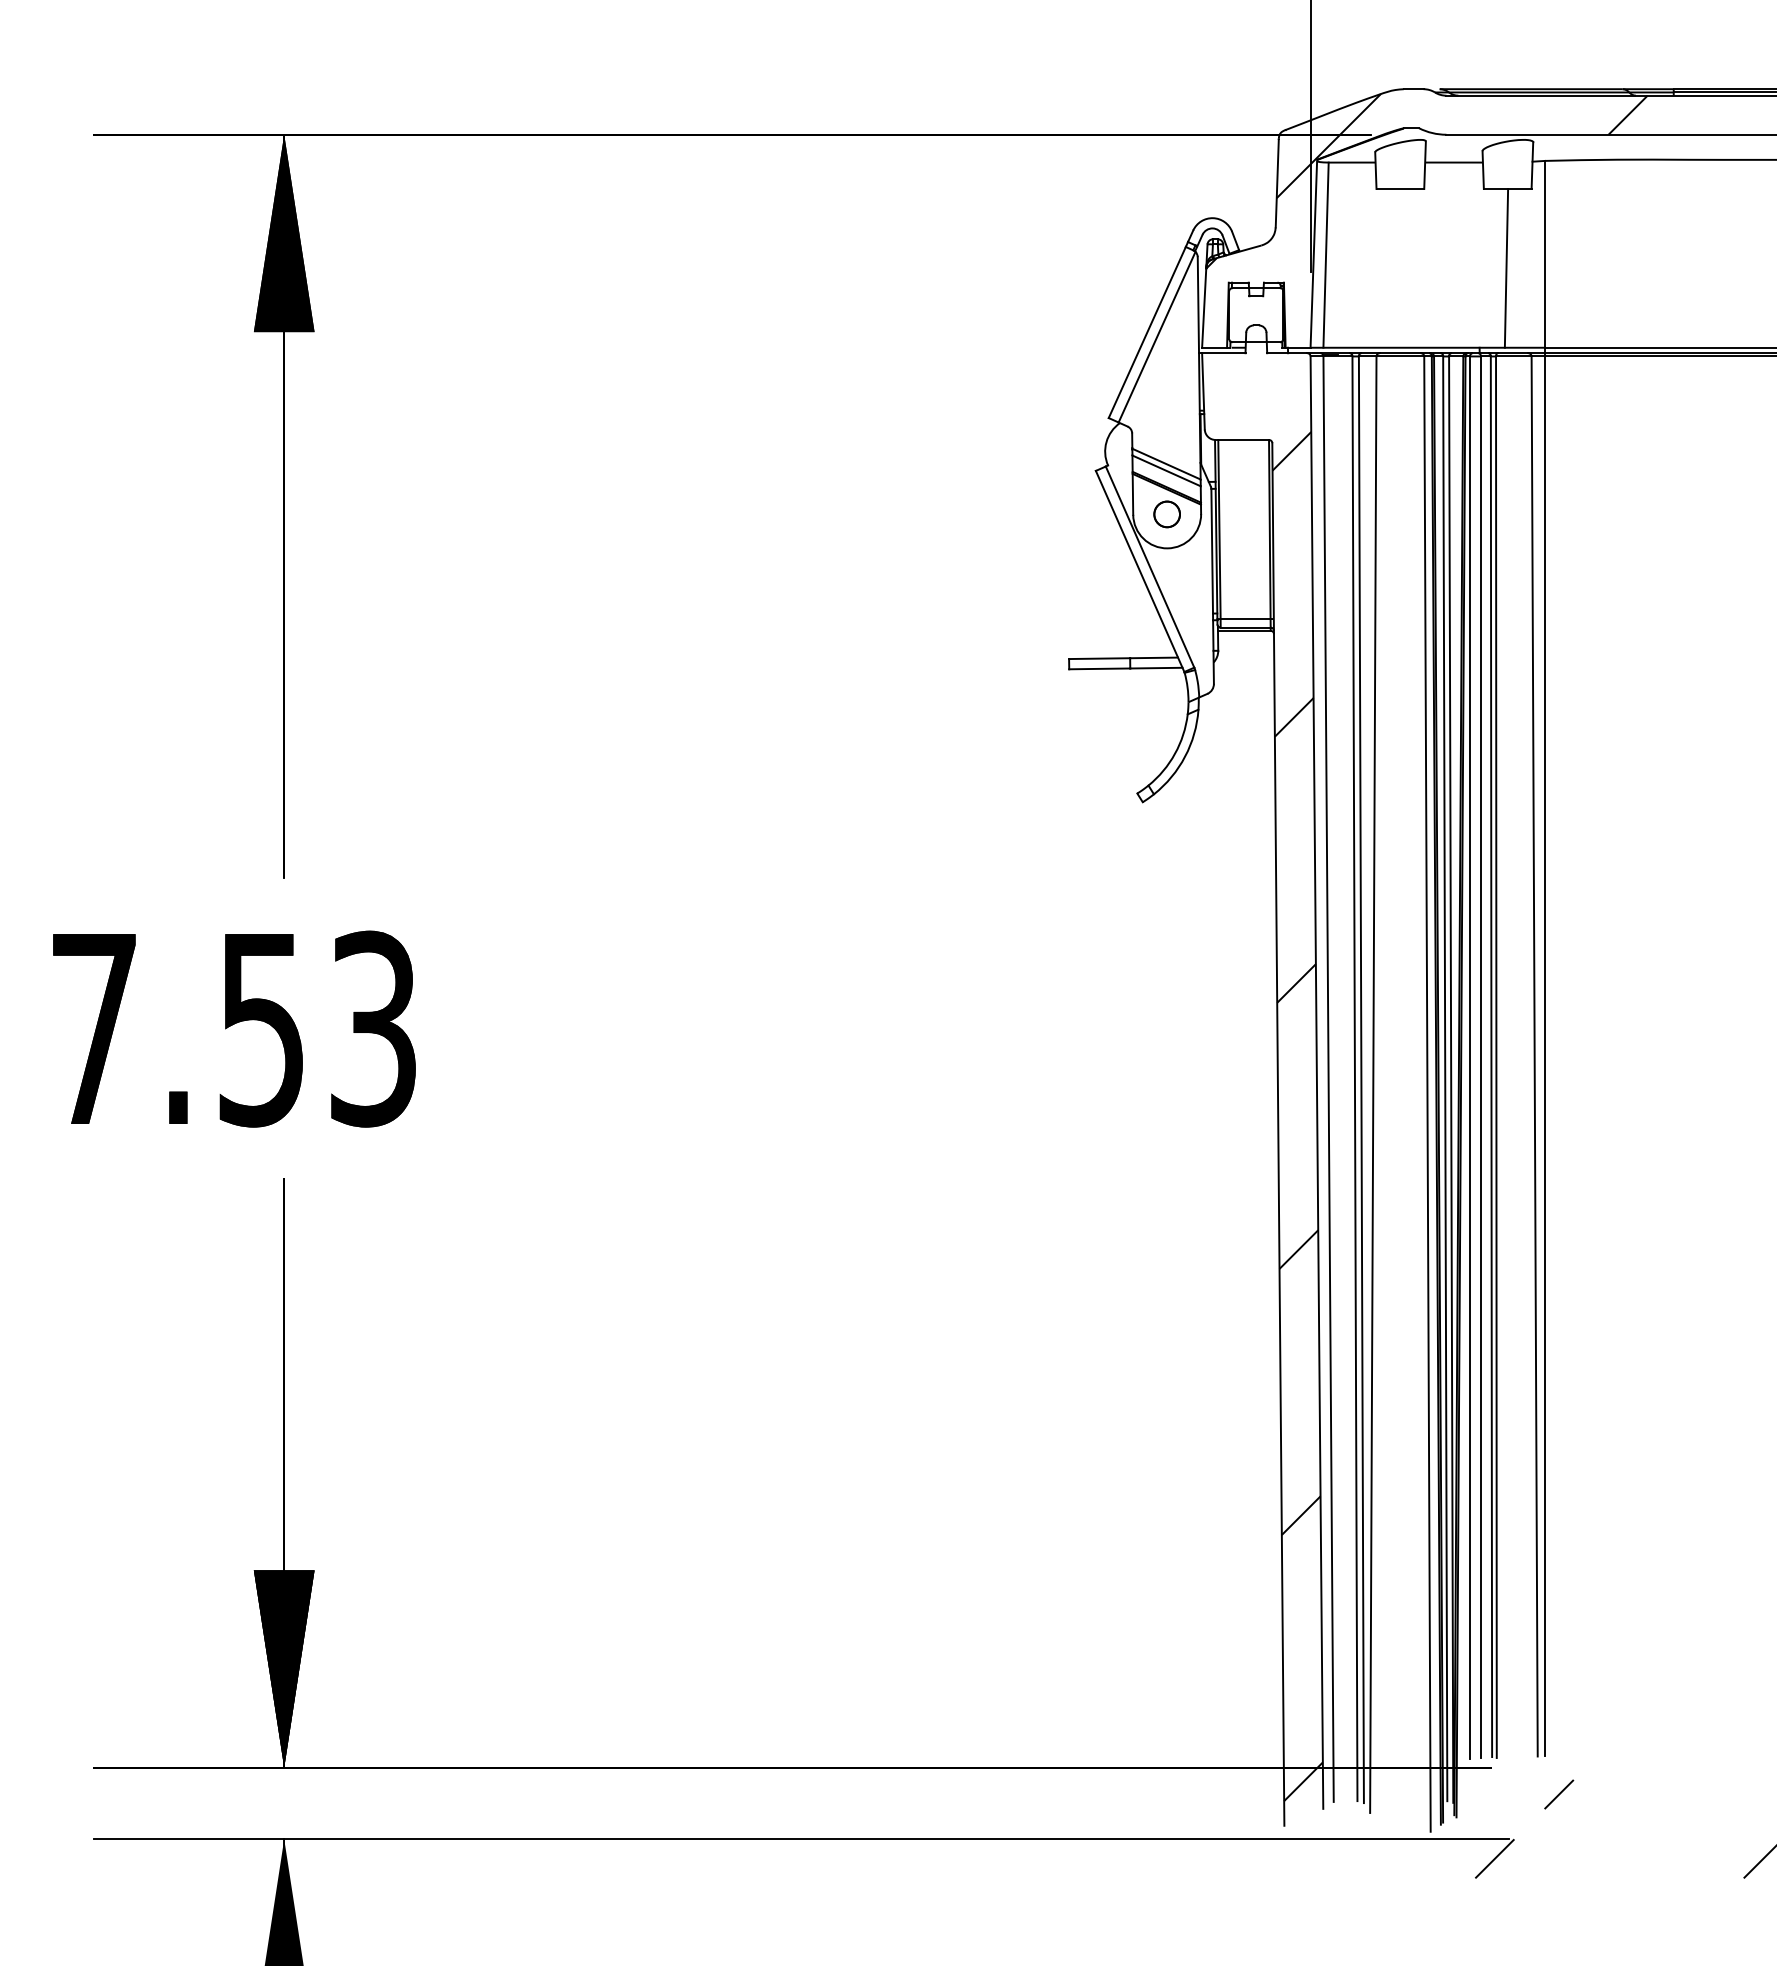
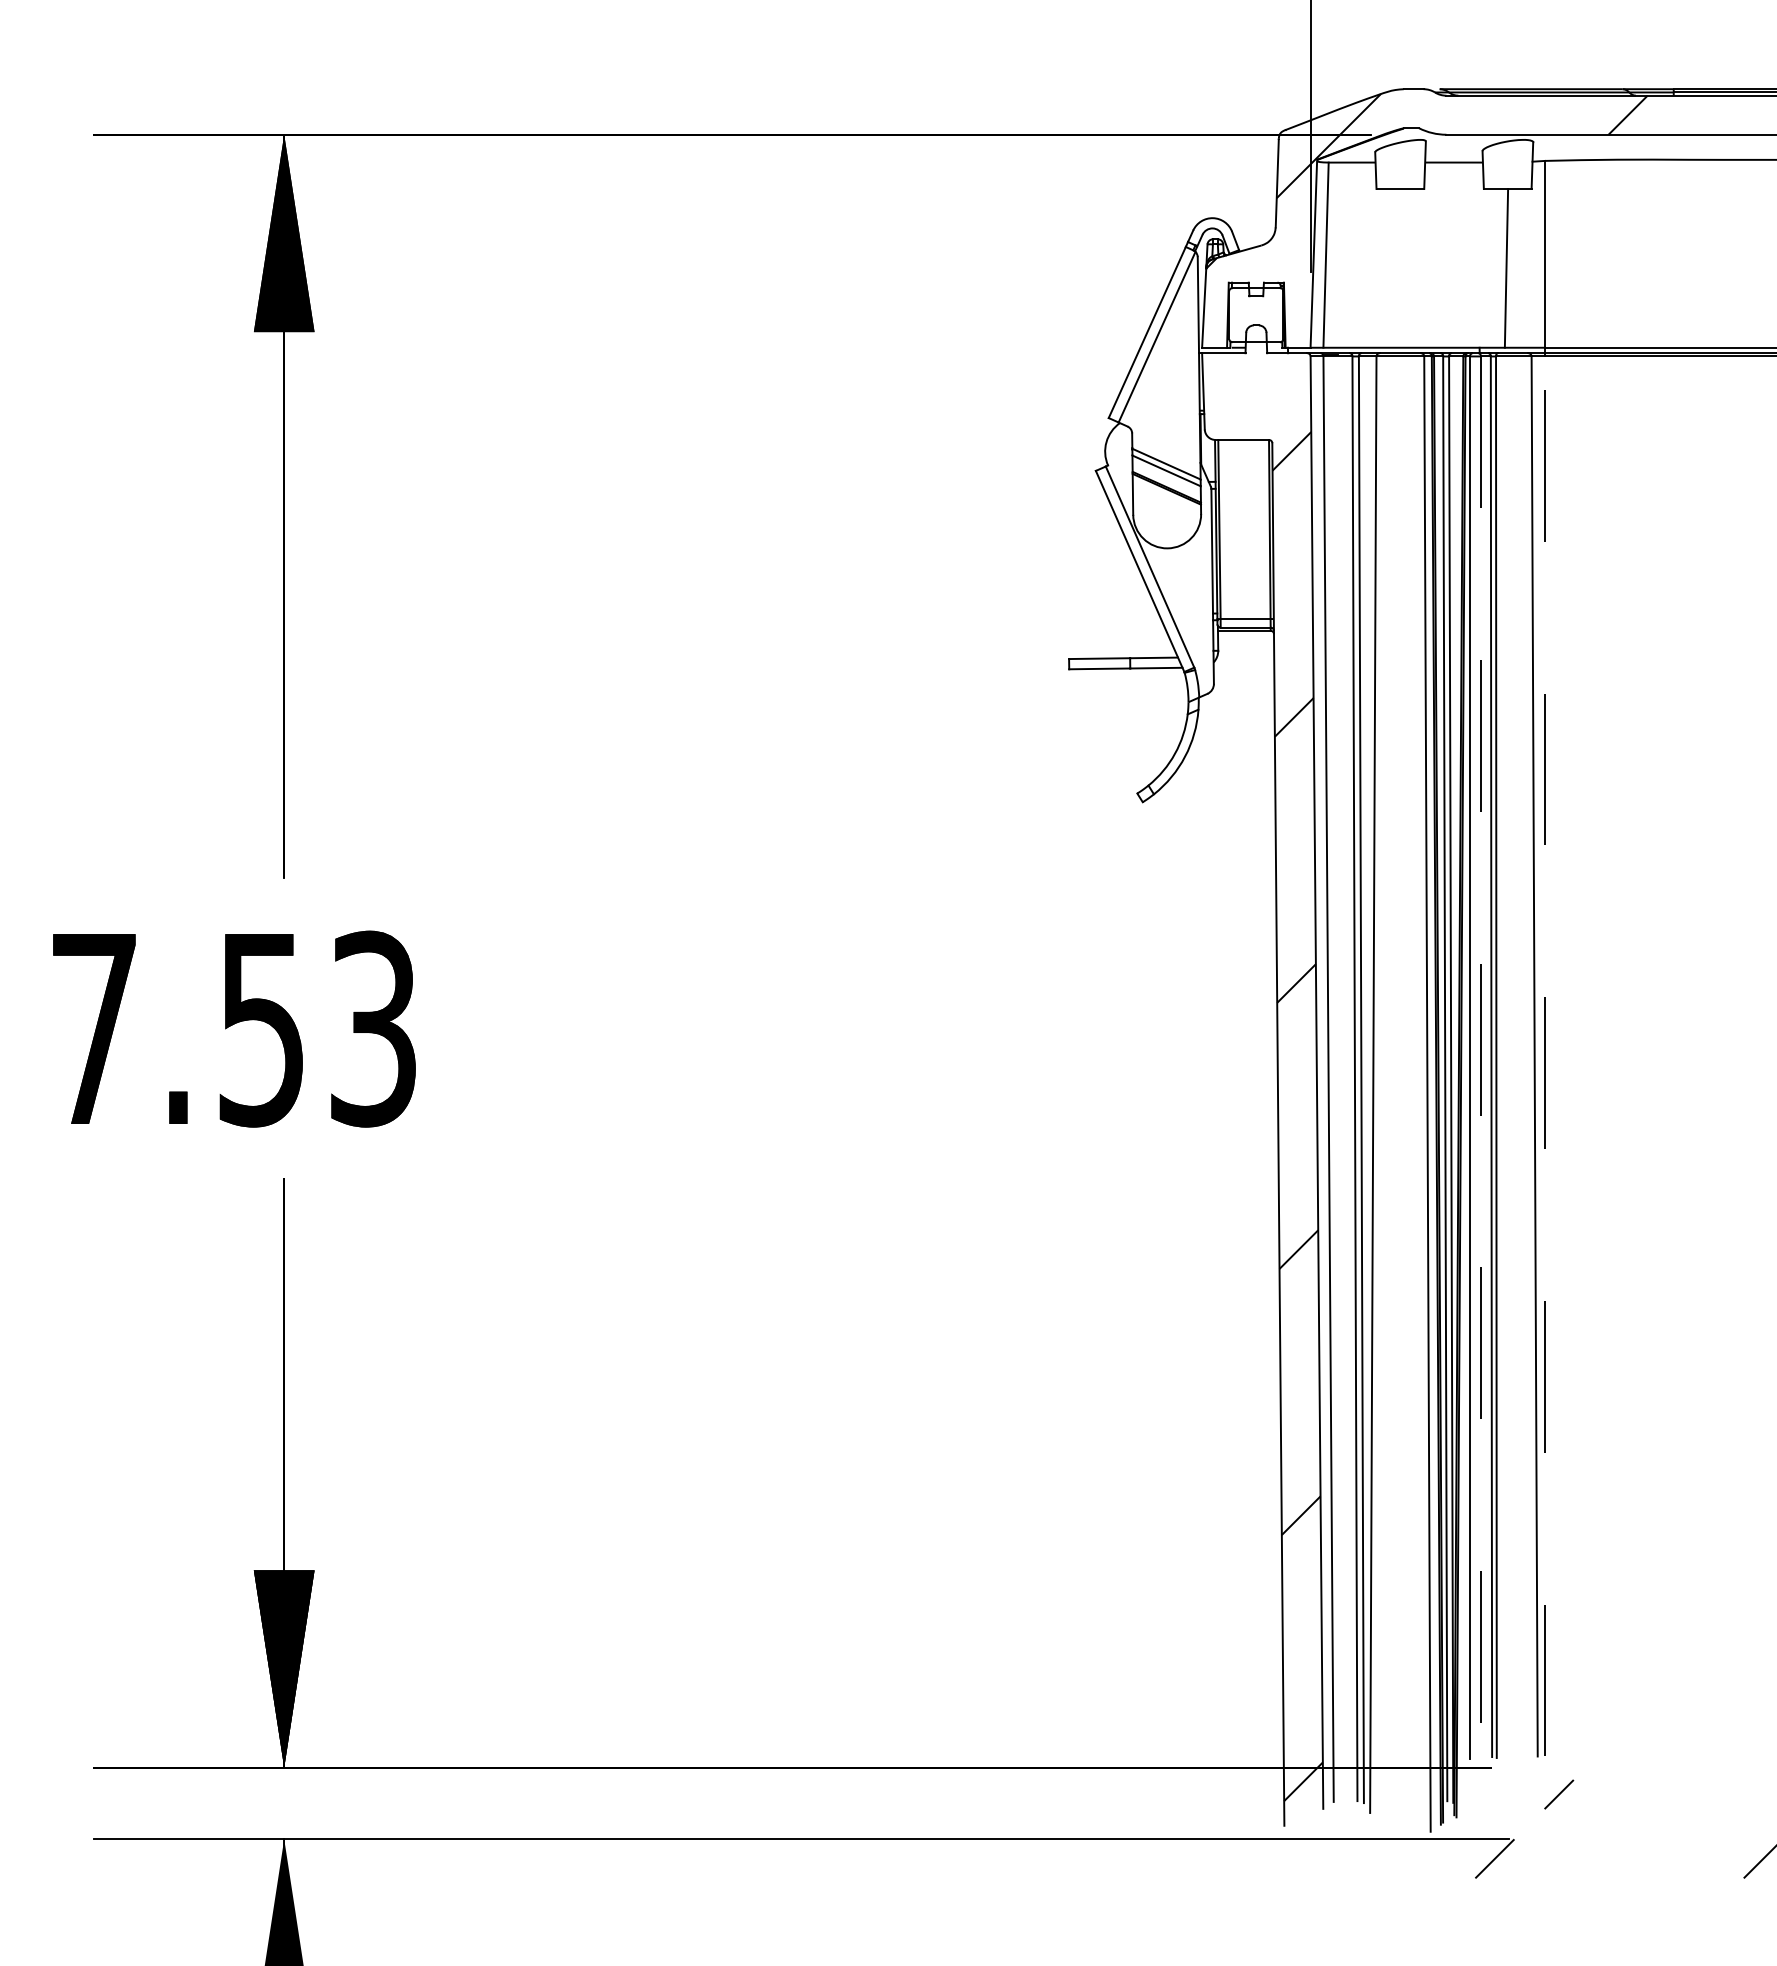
part: present -> none (1166, 514)
line: solid -> dashed (1545, 1055)
line: solid -> dashed (1480, 1057)
